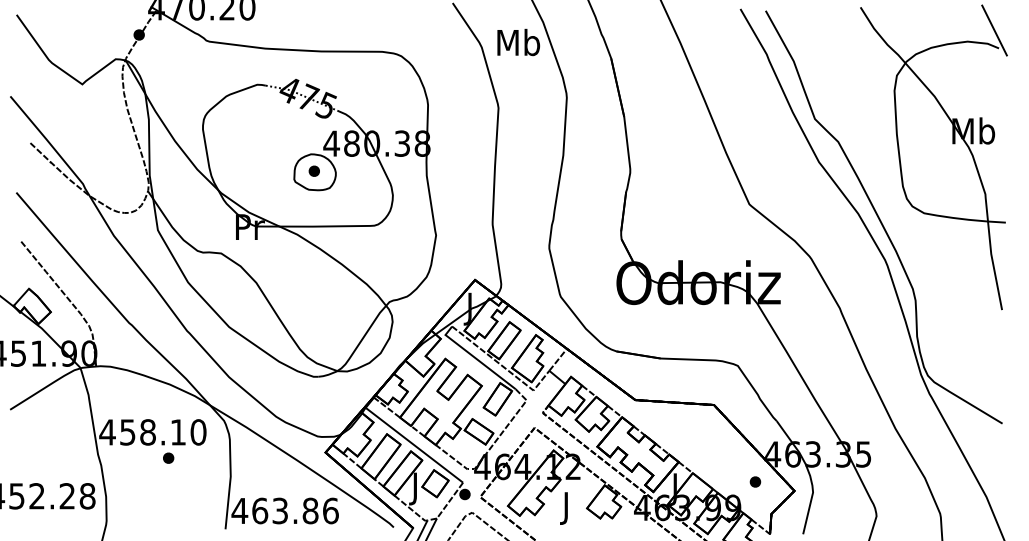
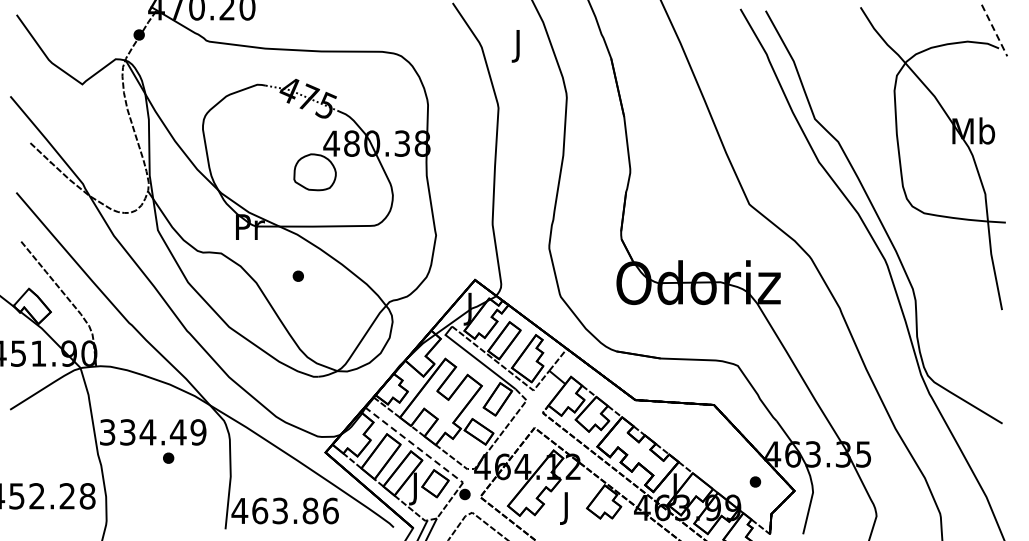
line: solid -> dashed (994, 30)
text: Mb -> J (518, 45)
part position: (313, 170) -> (297, 275) (297, 275)
text: 458.10 -> 334.49 (152, 432)
line: solid -> dashed (414, 444)
